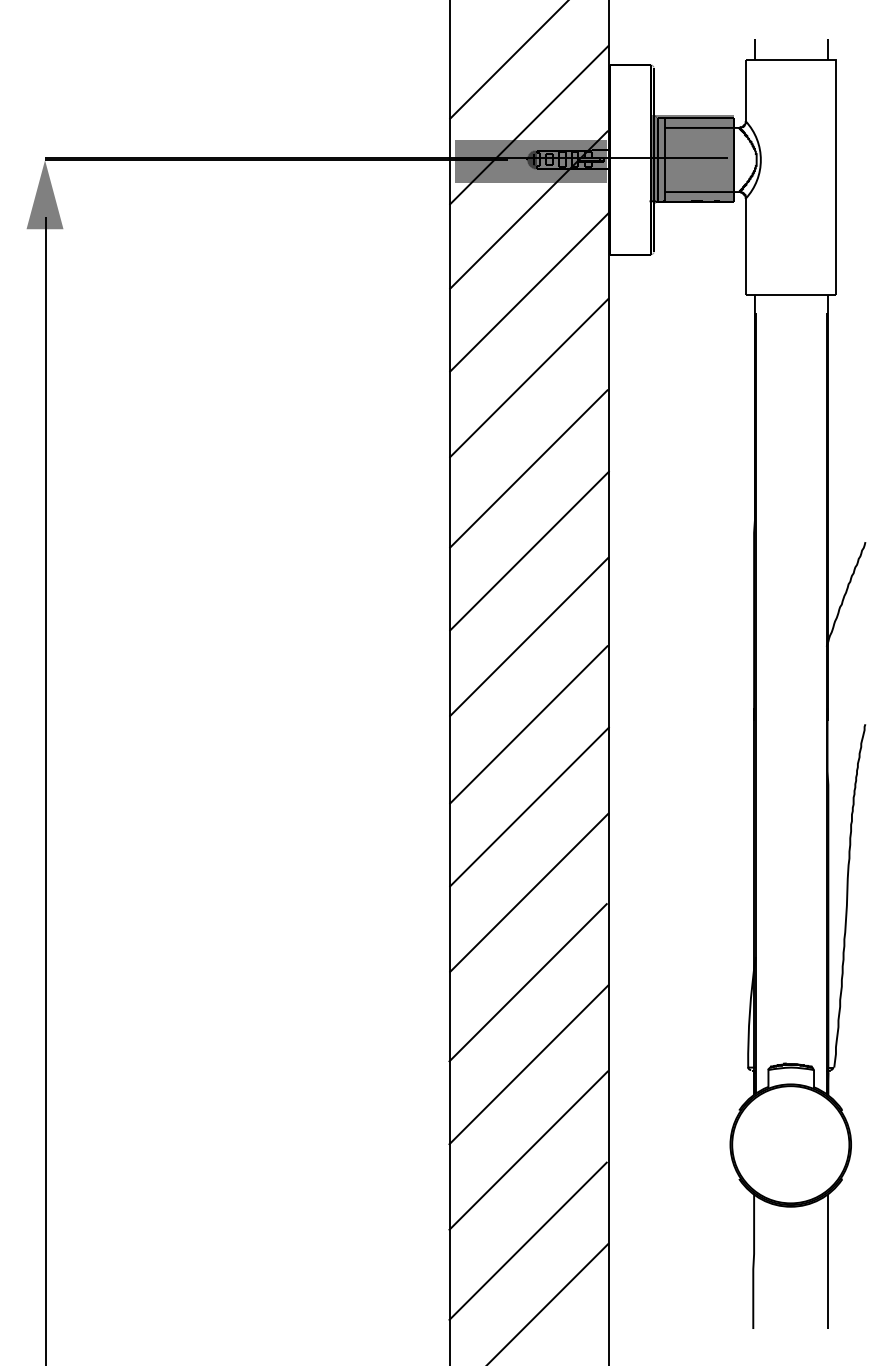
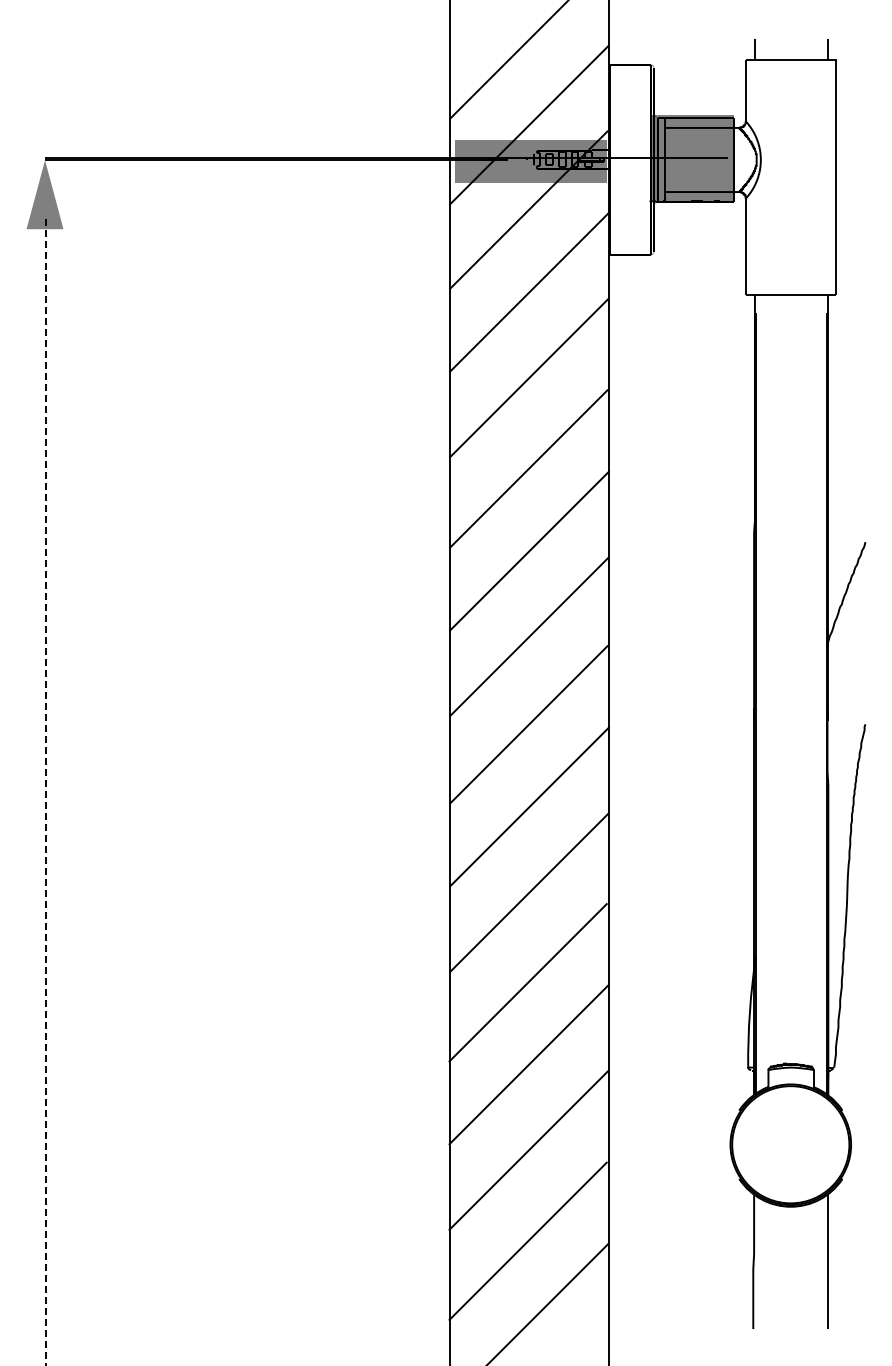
fill: present -> none (531, 159)
line: solid -> dashed (45, 790)
